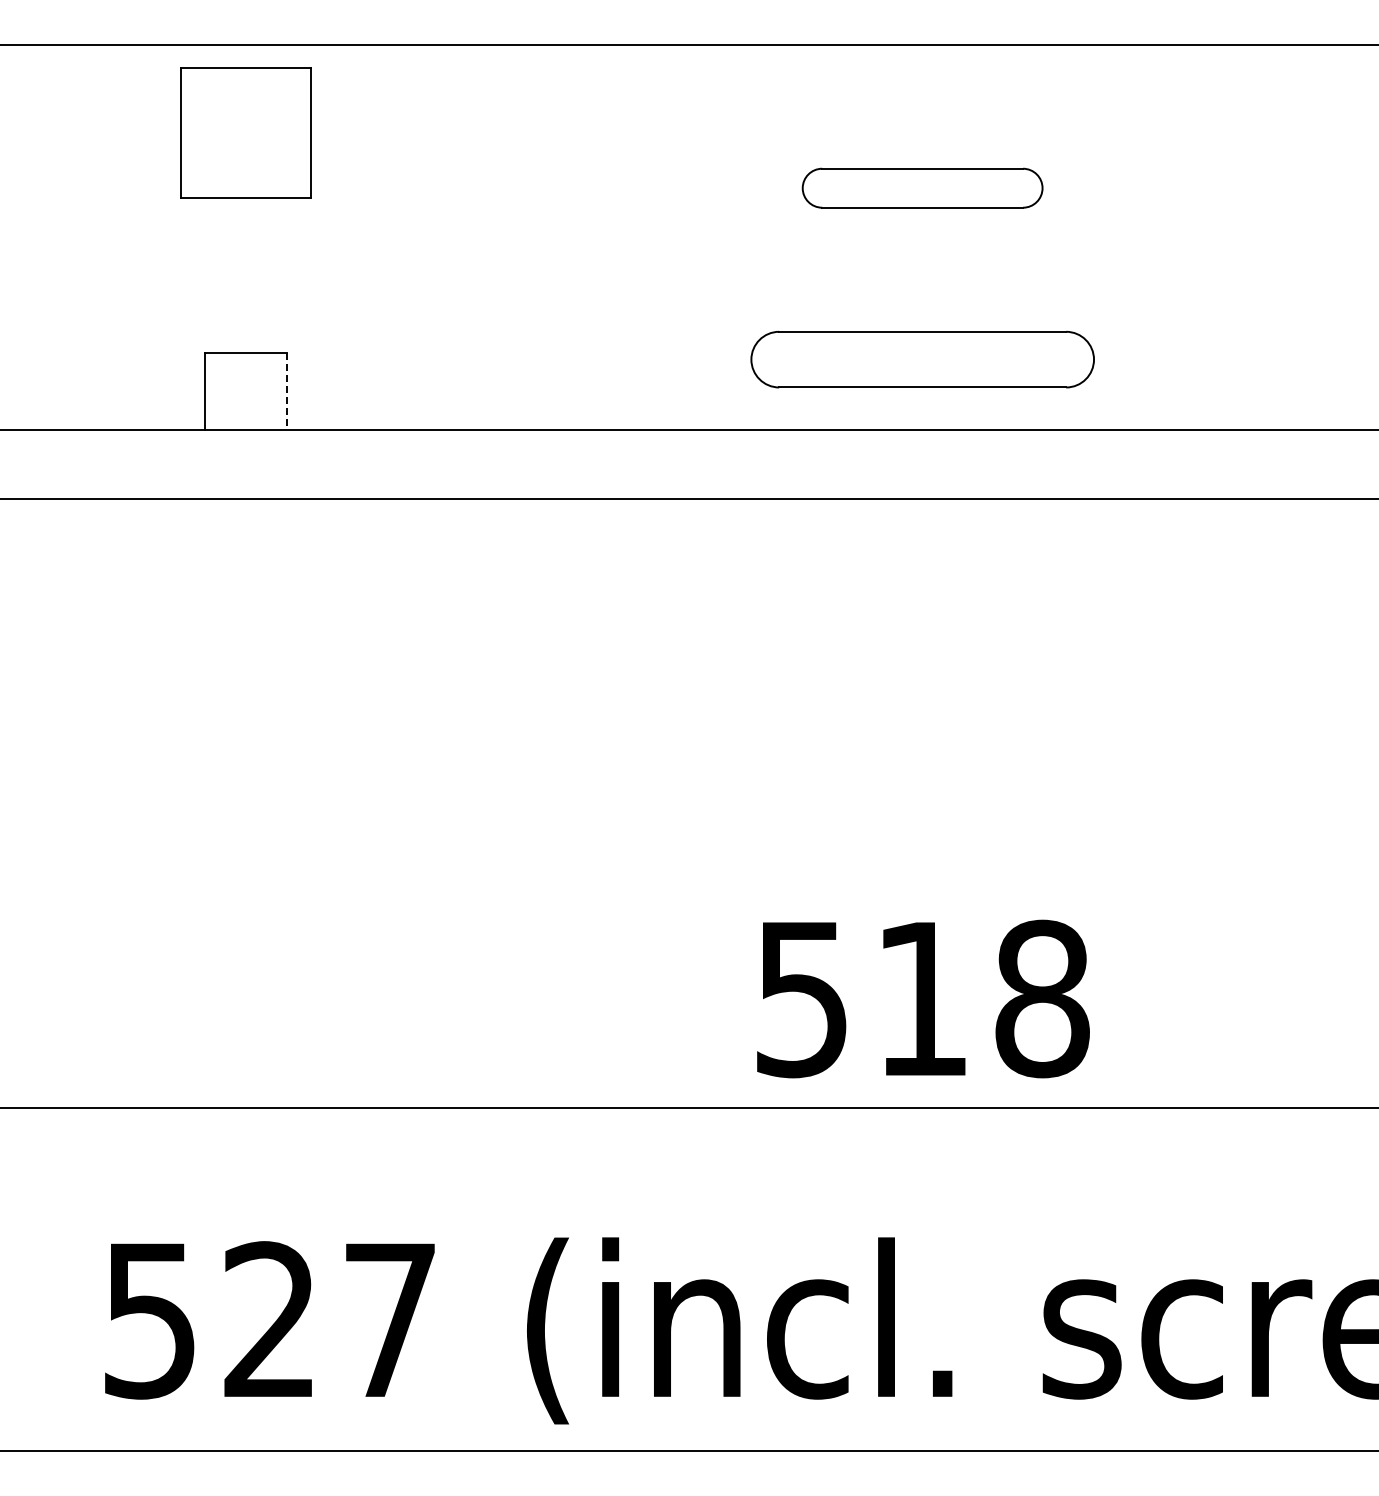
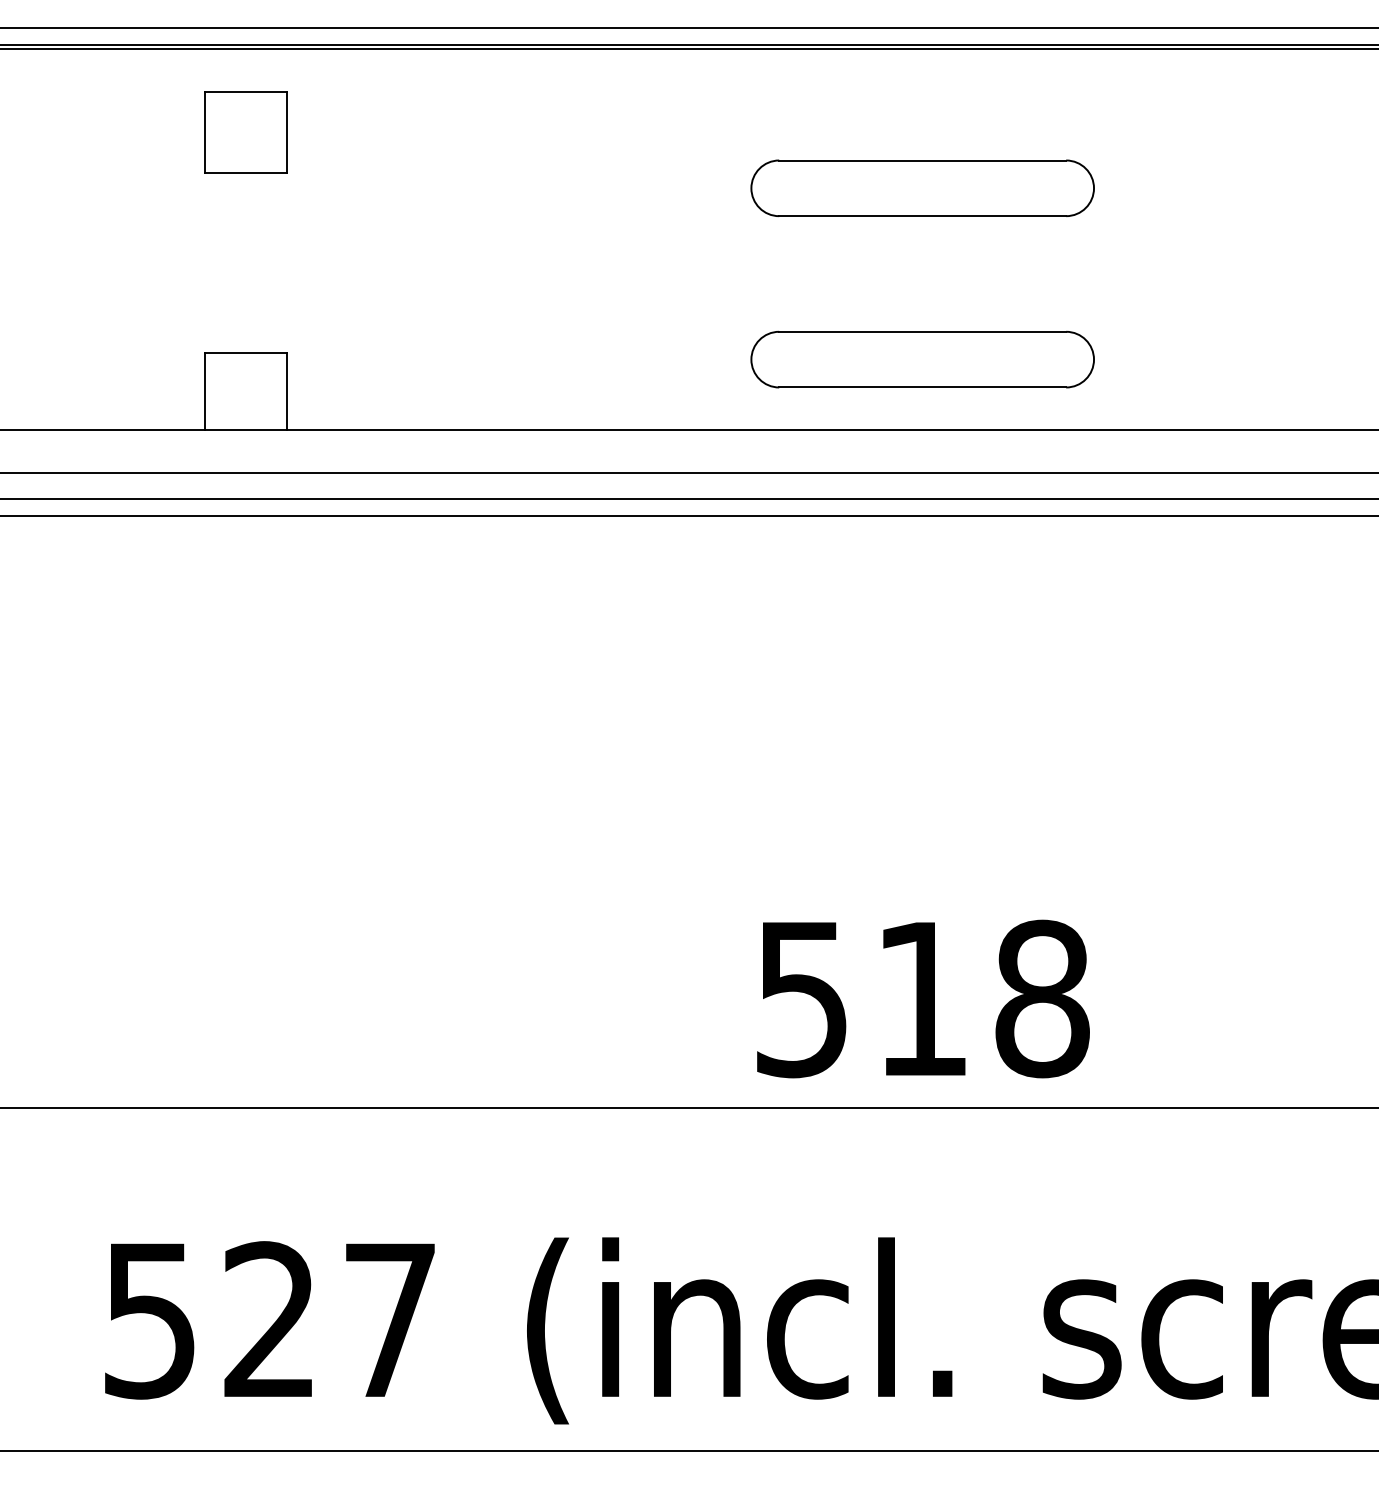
line: none -> present (688, 27)
line: none -> present (688, 49)
part size: 132x132 px -> 84x83 px (245, 132)
part size: 243x42 px -> 345x58 px (922, 187)
line: dashed -> solid (286, 391)
line: none -> present (688, 473)
line: none -> present (688, 515)
